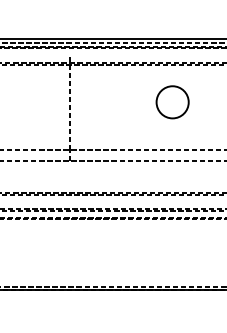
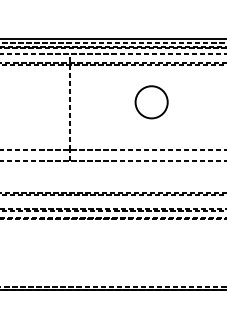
line: none -> present (112, 53)
circle position: (172, 102) -> (151, 102) (151, 102)
